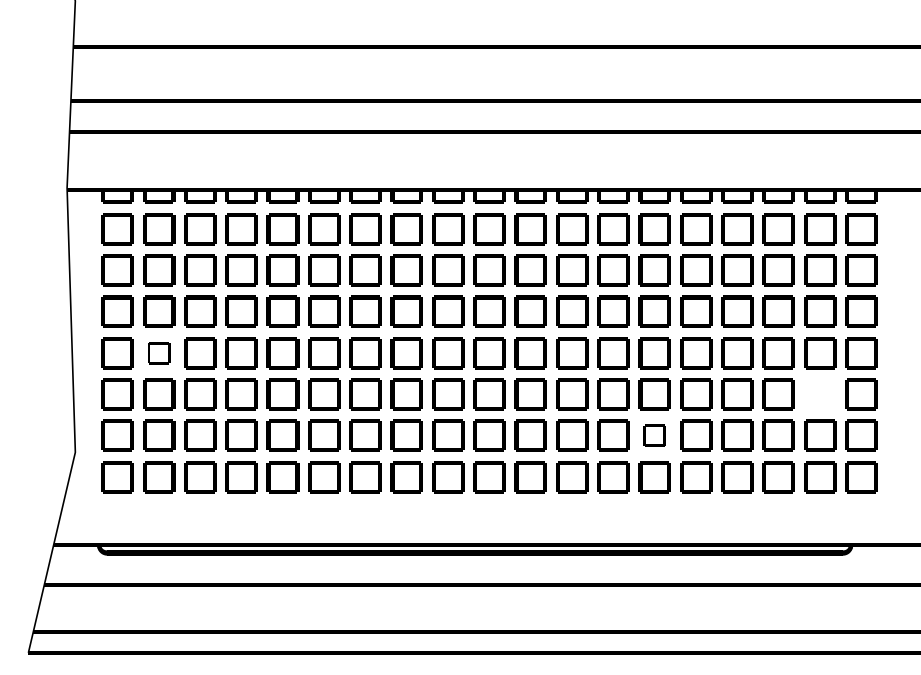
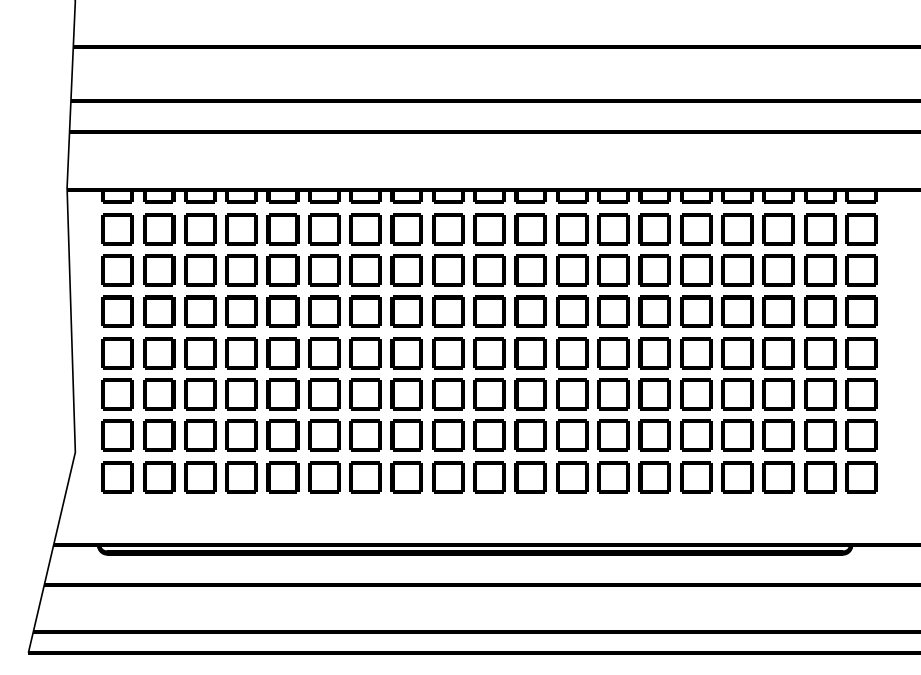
part size: 23x23 px -> 33x33 px (159, 353)
part: none -> present (820, 394)
part size: 23x23 px -> 33x33 px (654, 435)
